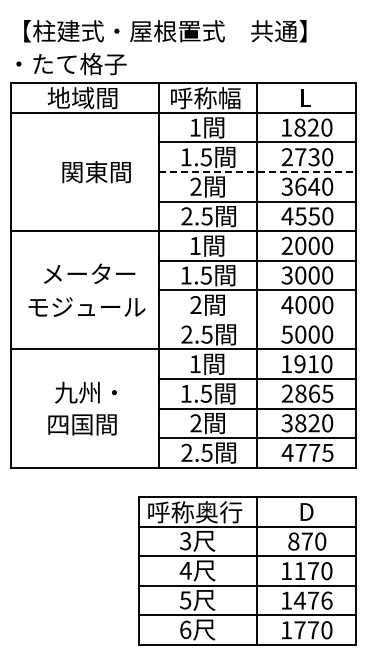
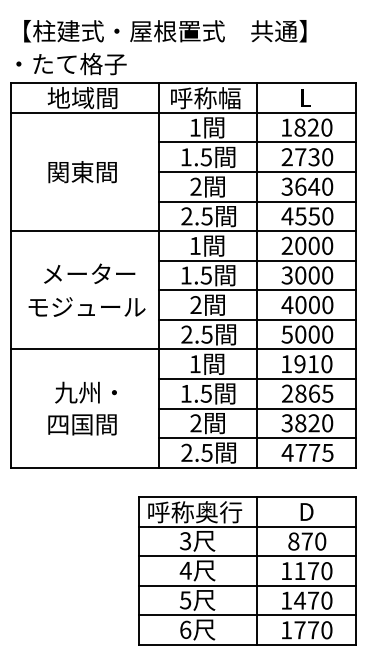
text position: (96, 172) -> (82, 172) (82, 172)
line: dashed -> solid (257, 172)
line: none -> present (256, 319)
text: 1476 -> 1470 (326, 600)
